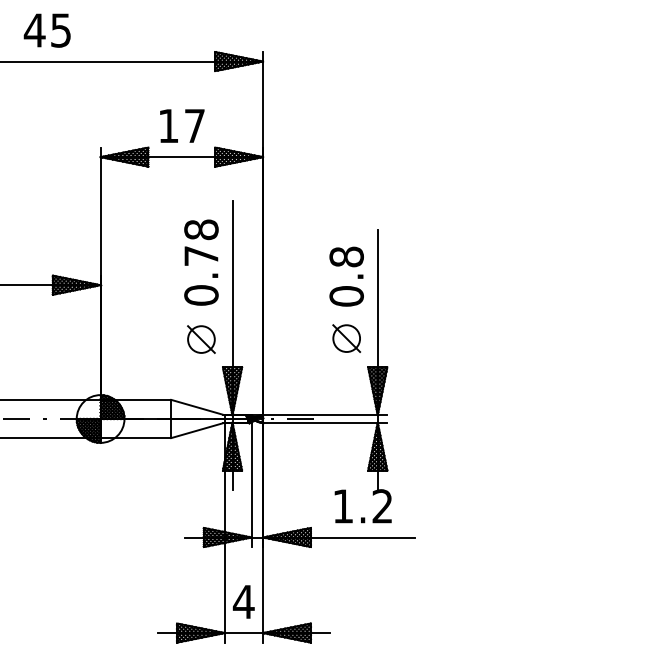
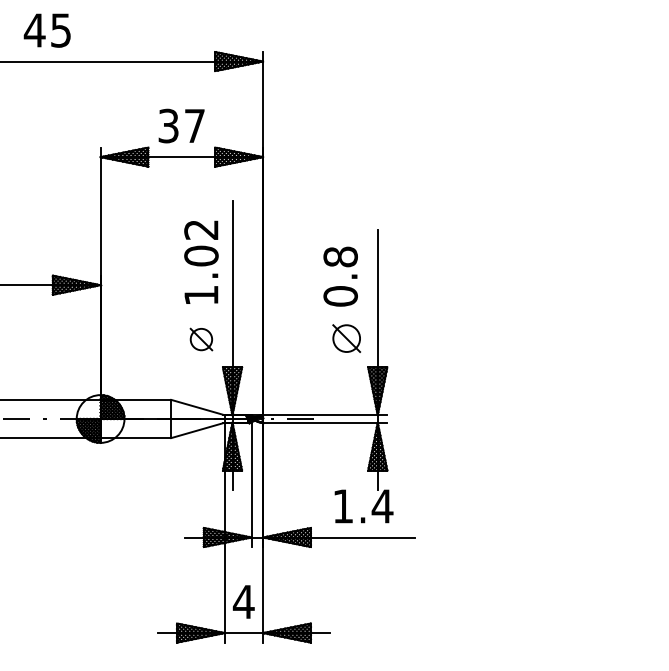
text: 17 -> 37 (168, 125)
text: 0.78 -> 1.02 (201, 262)
text position: (346, 276) -> (340, 276) (340, 276)
part size: 29x29 px -> 25x25 px (201, 339)
text: 1.2 -> 1.4 (382, 506)
